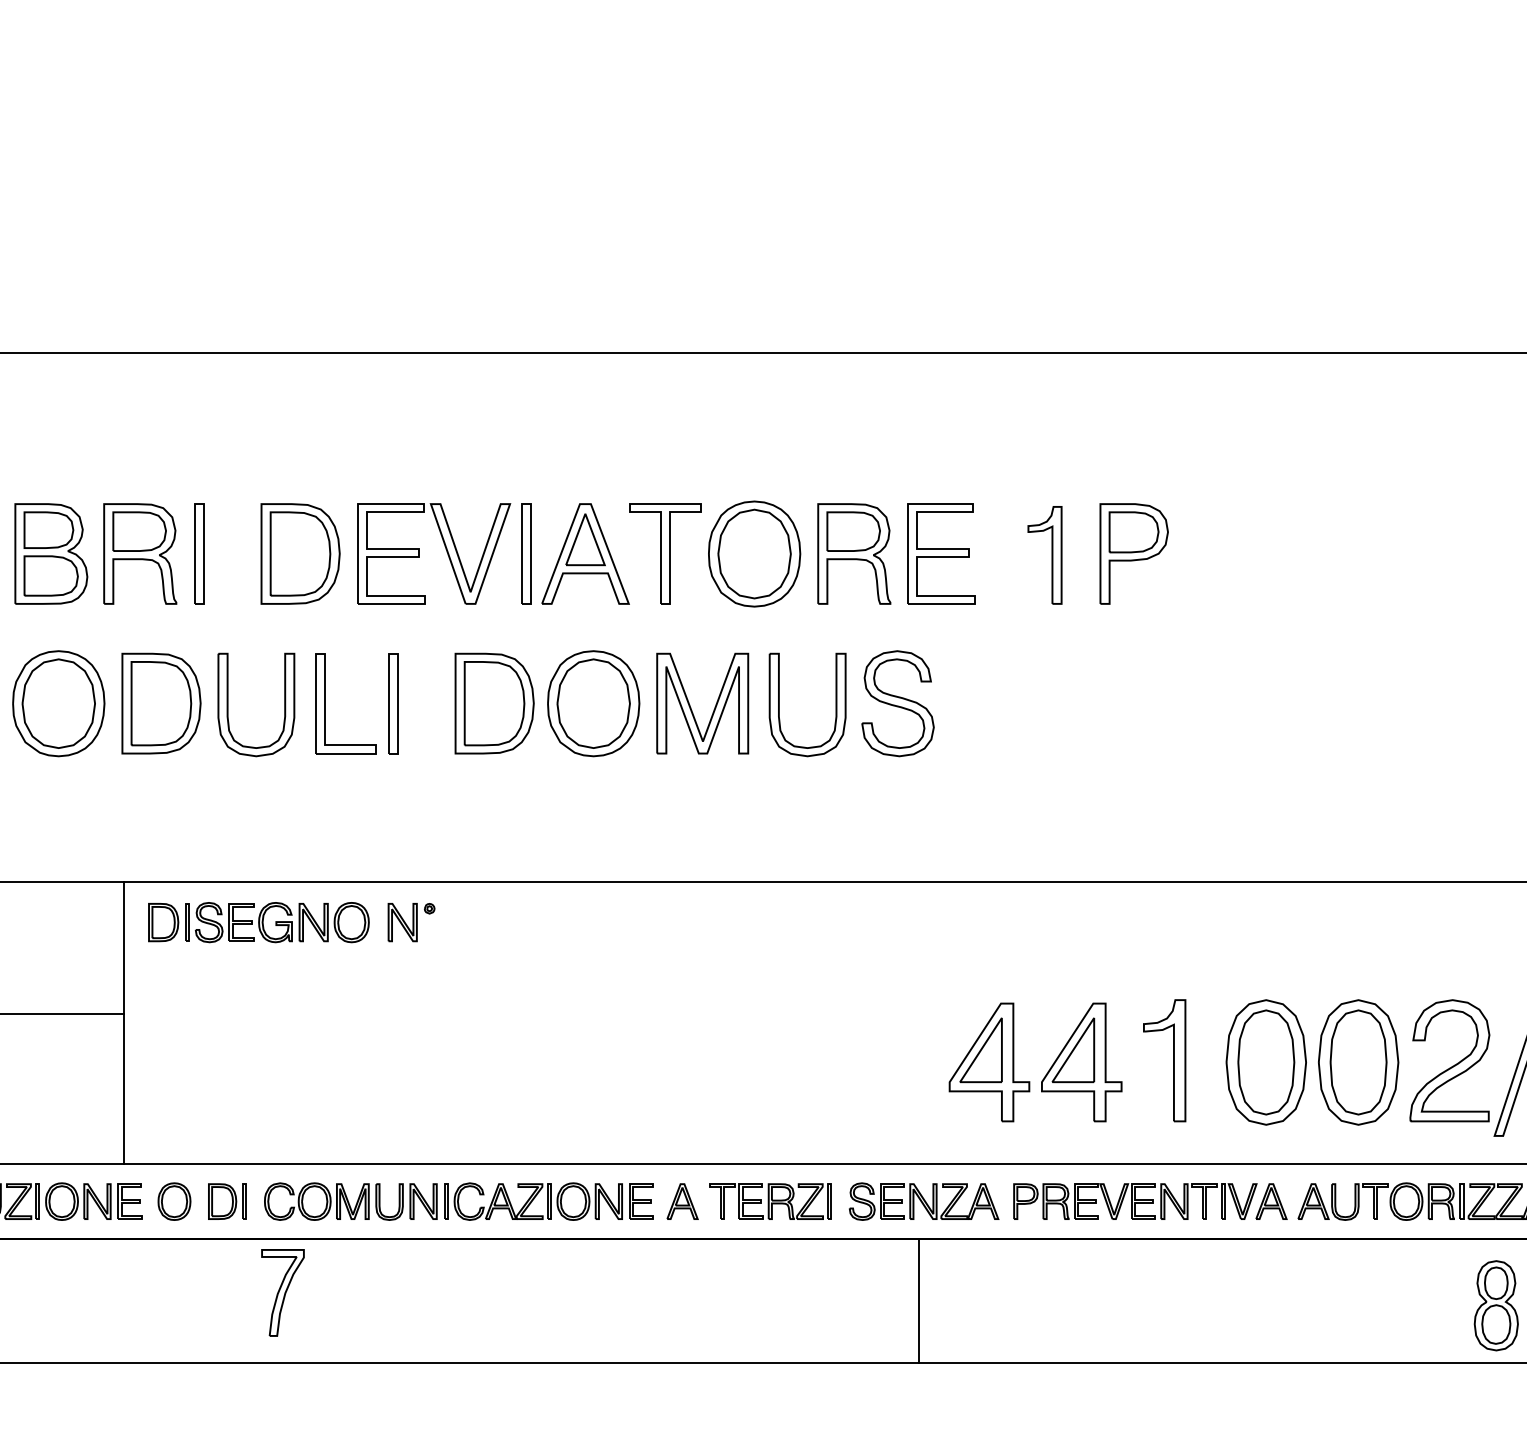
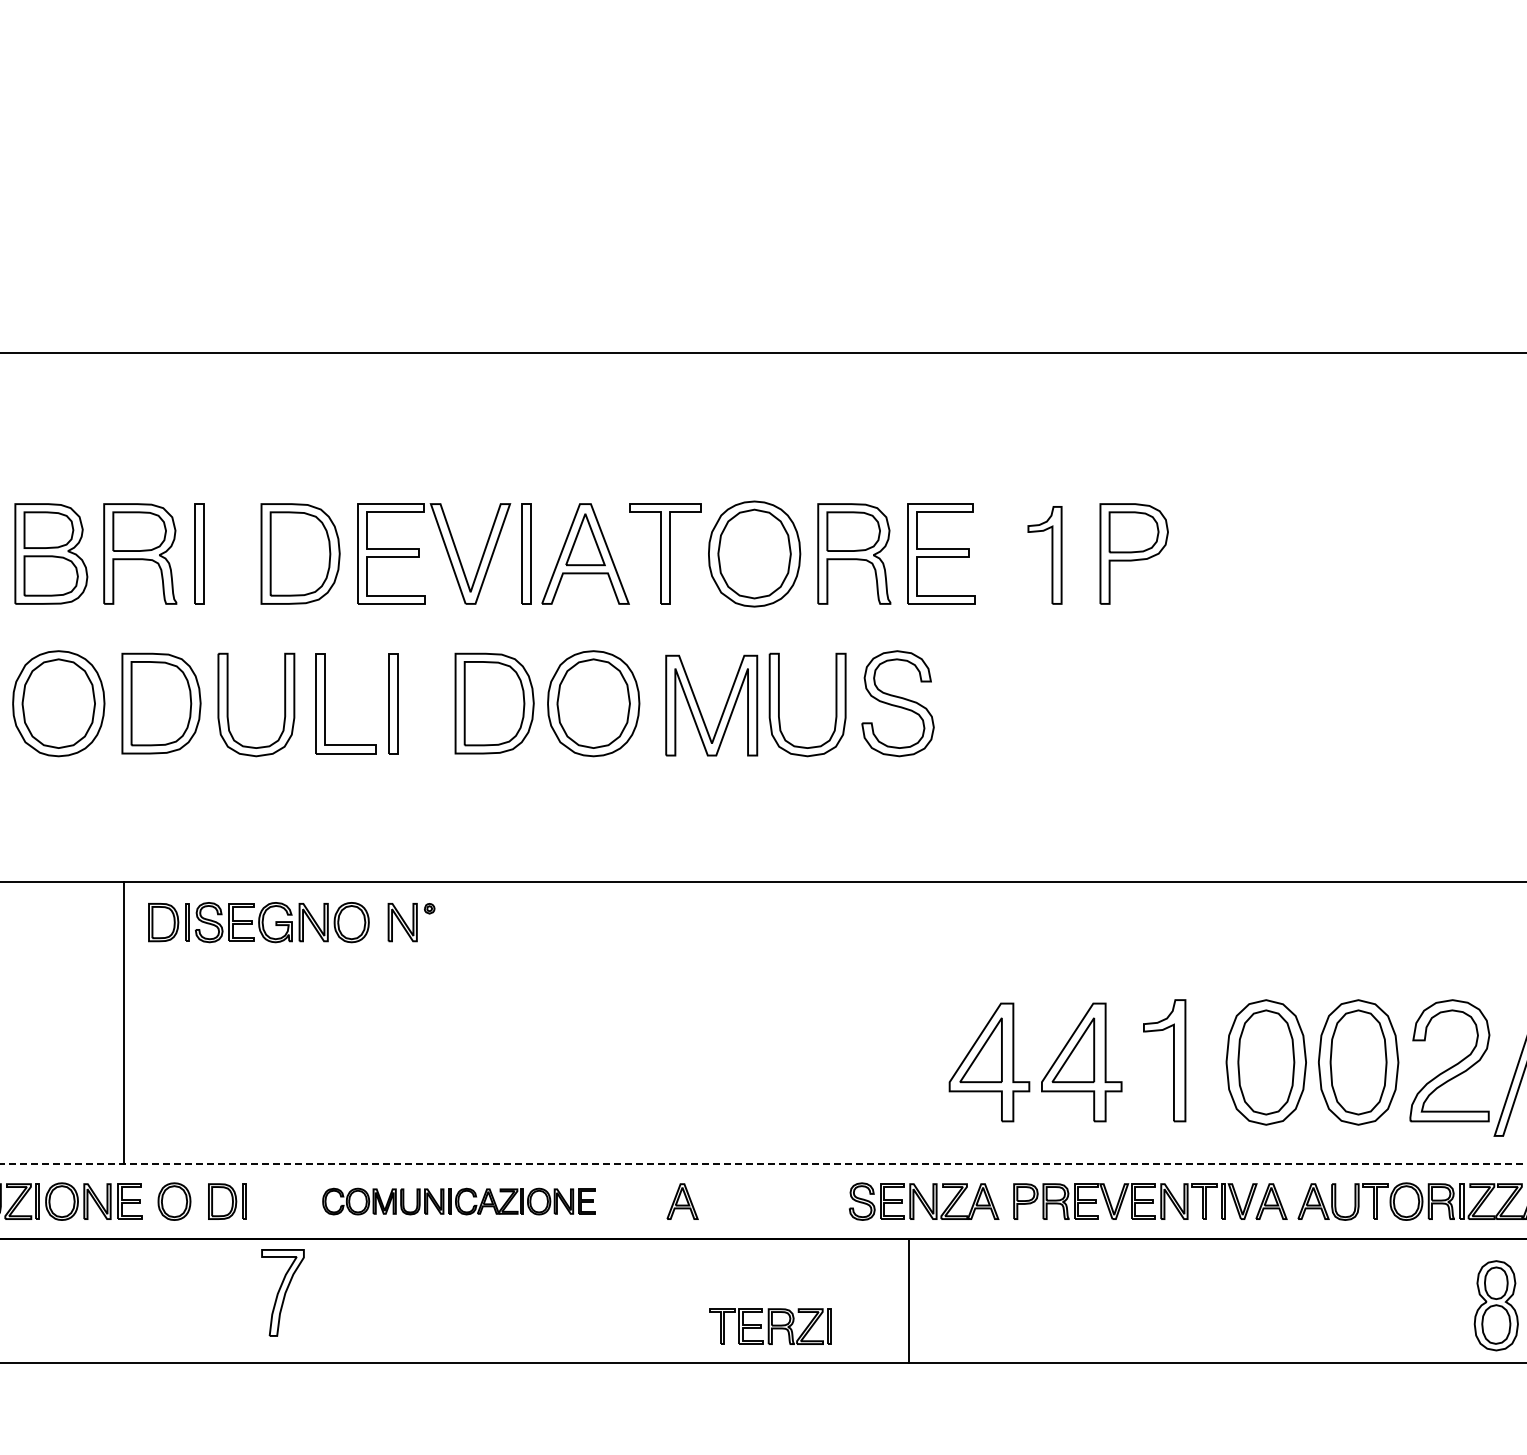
part position: (691, 707) -> (700, 709) (700, 709)
line: present -> none (62, 1014)
line: solid -> dashed (763, 1163)
part size: 390x39 px -> 274x29 px (458, 1201)
part position: (770, 1201) -> (770, 1326) (770, 1326)
line position: (918, 1300) -> (908, 1300) (908, 1300)
